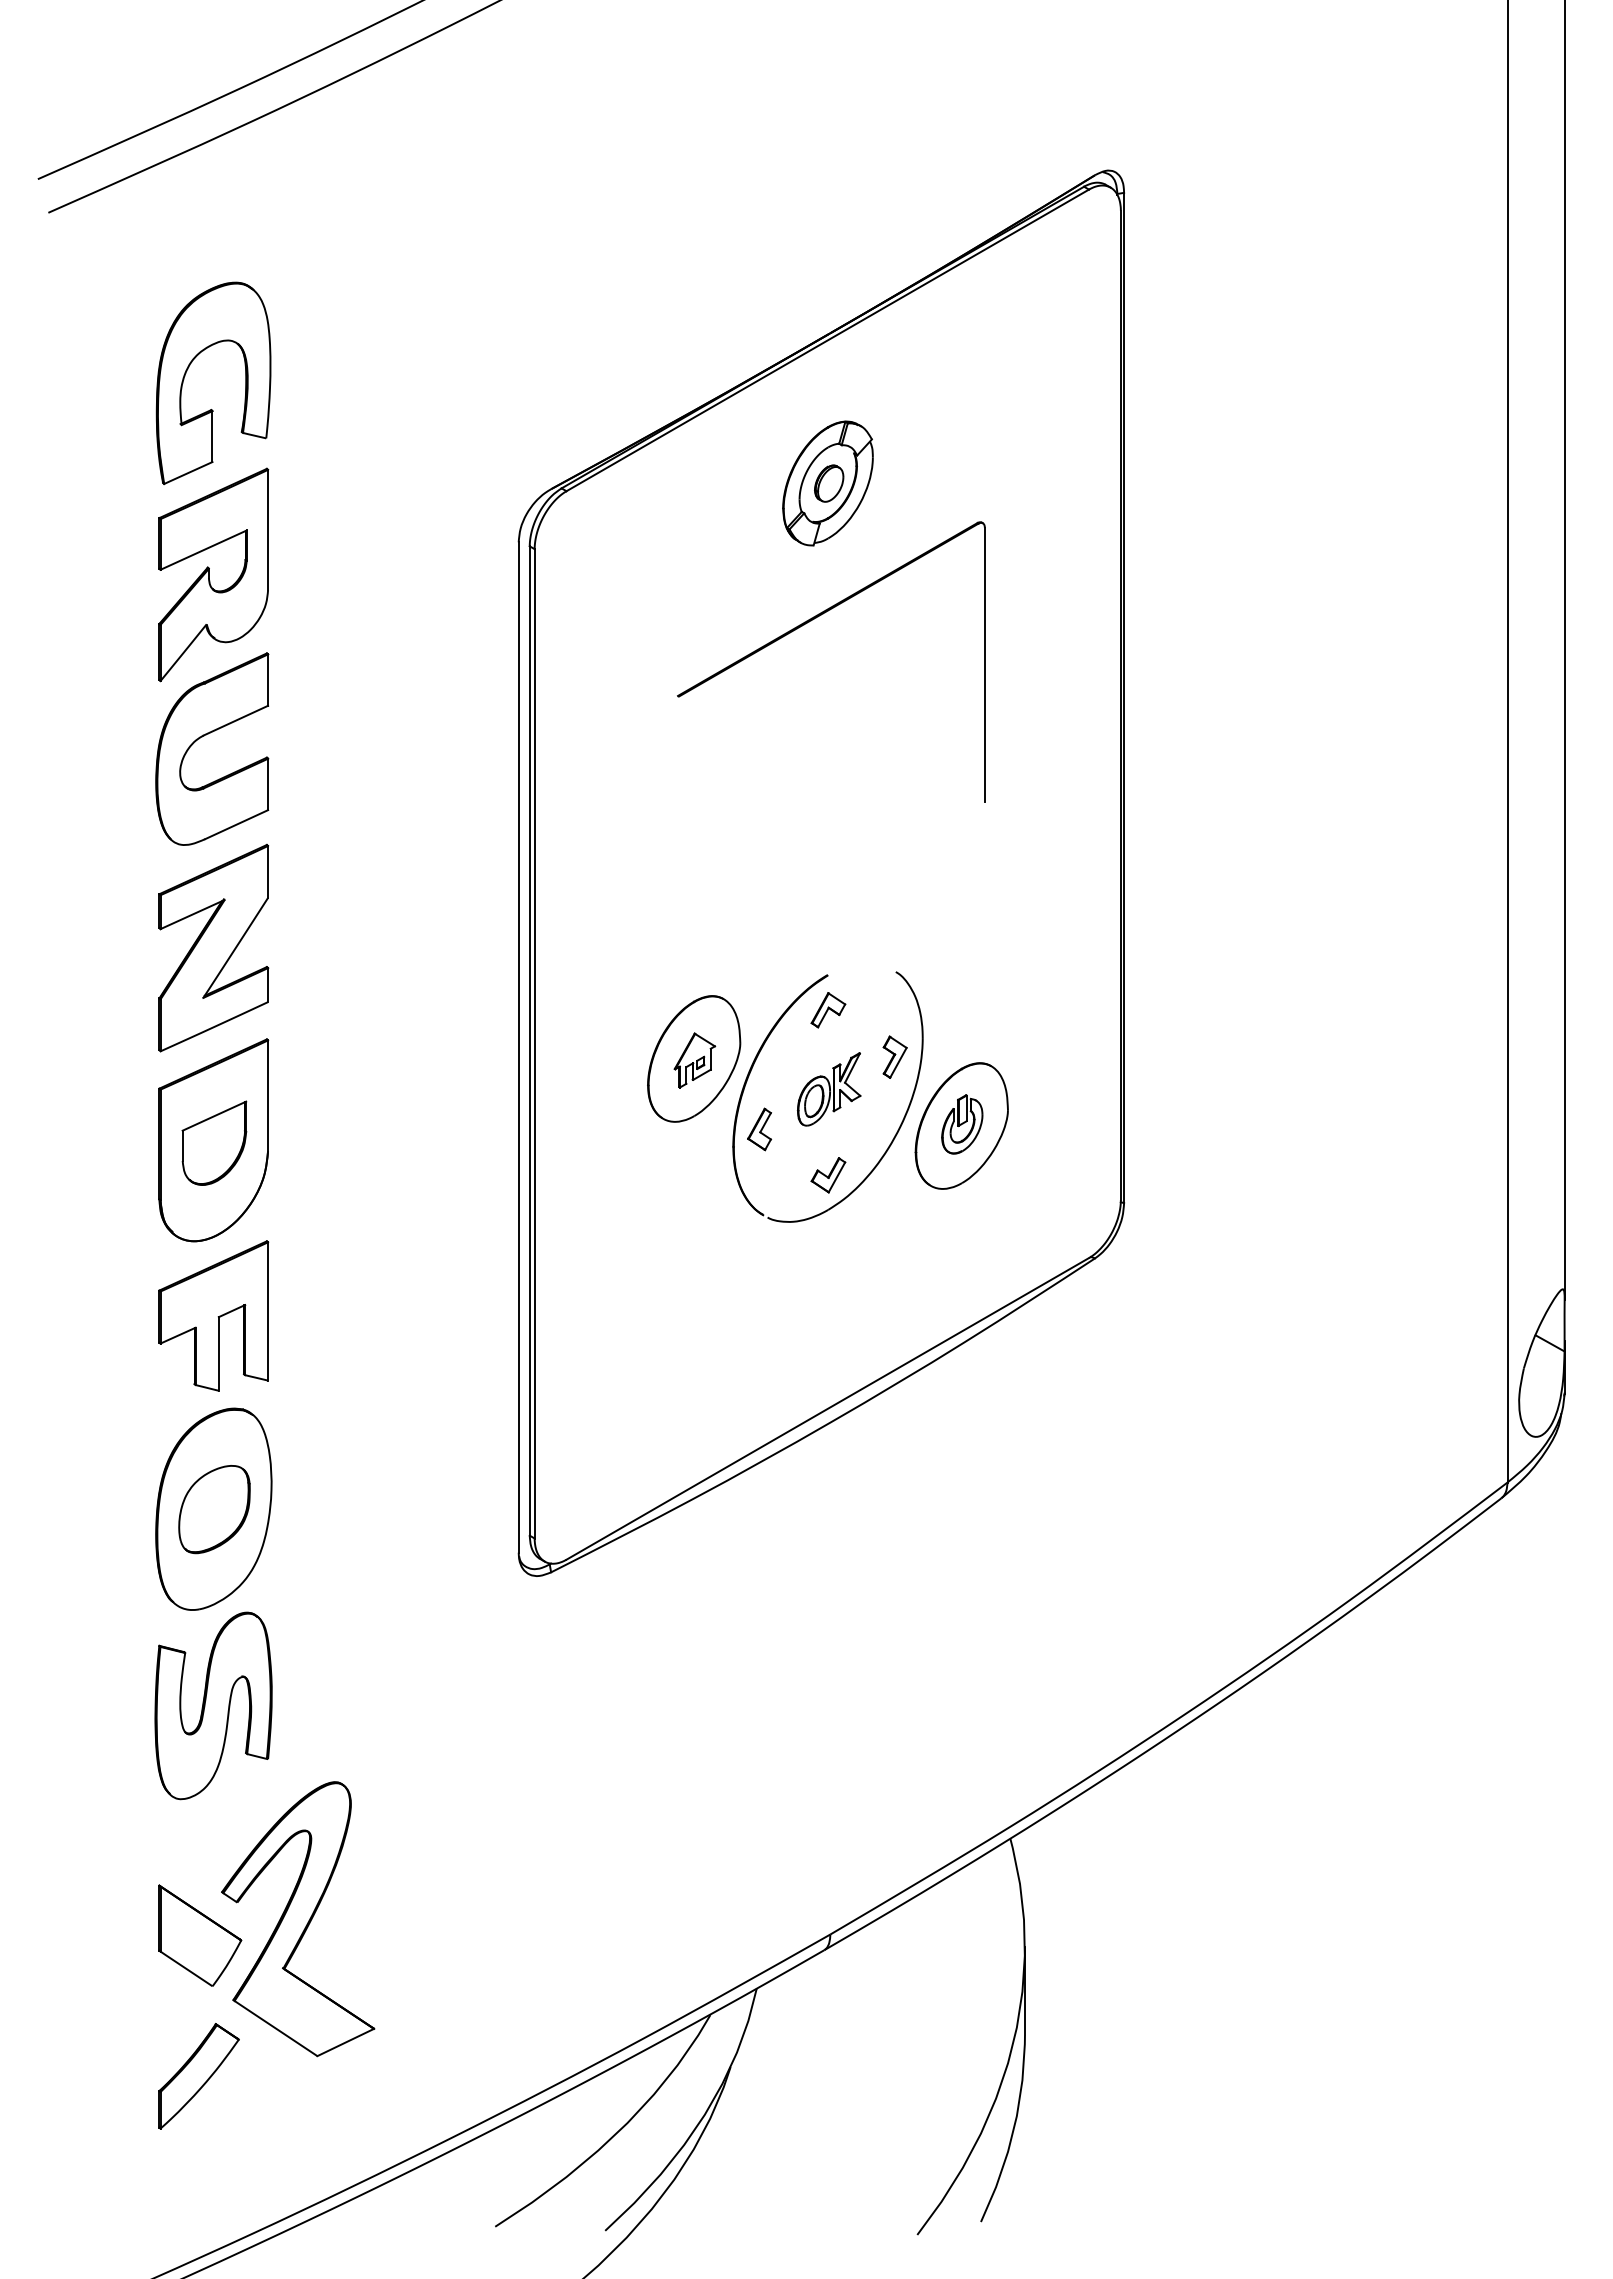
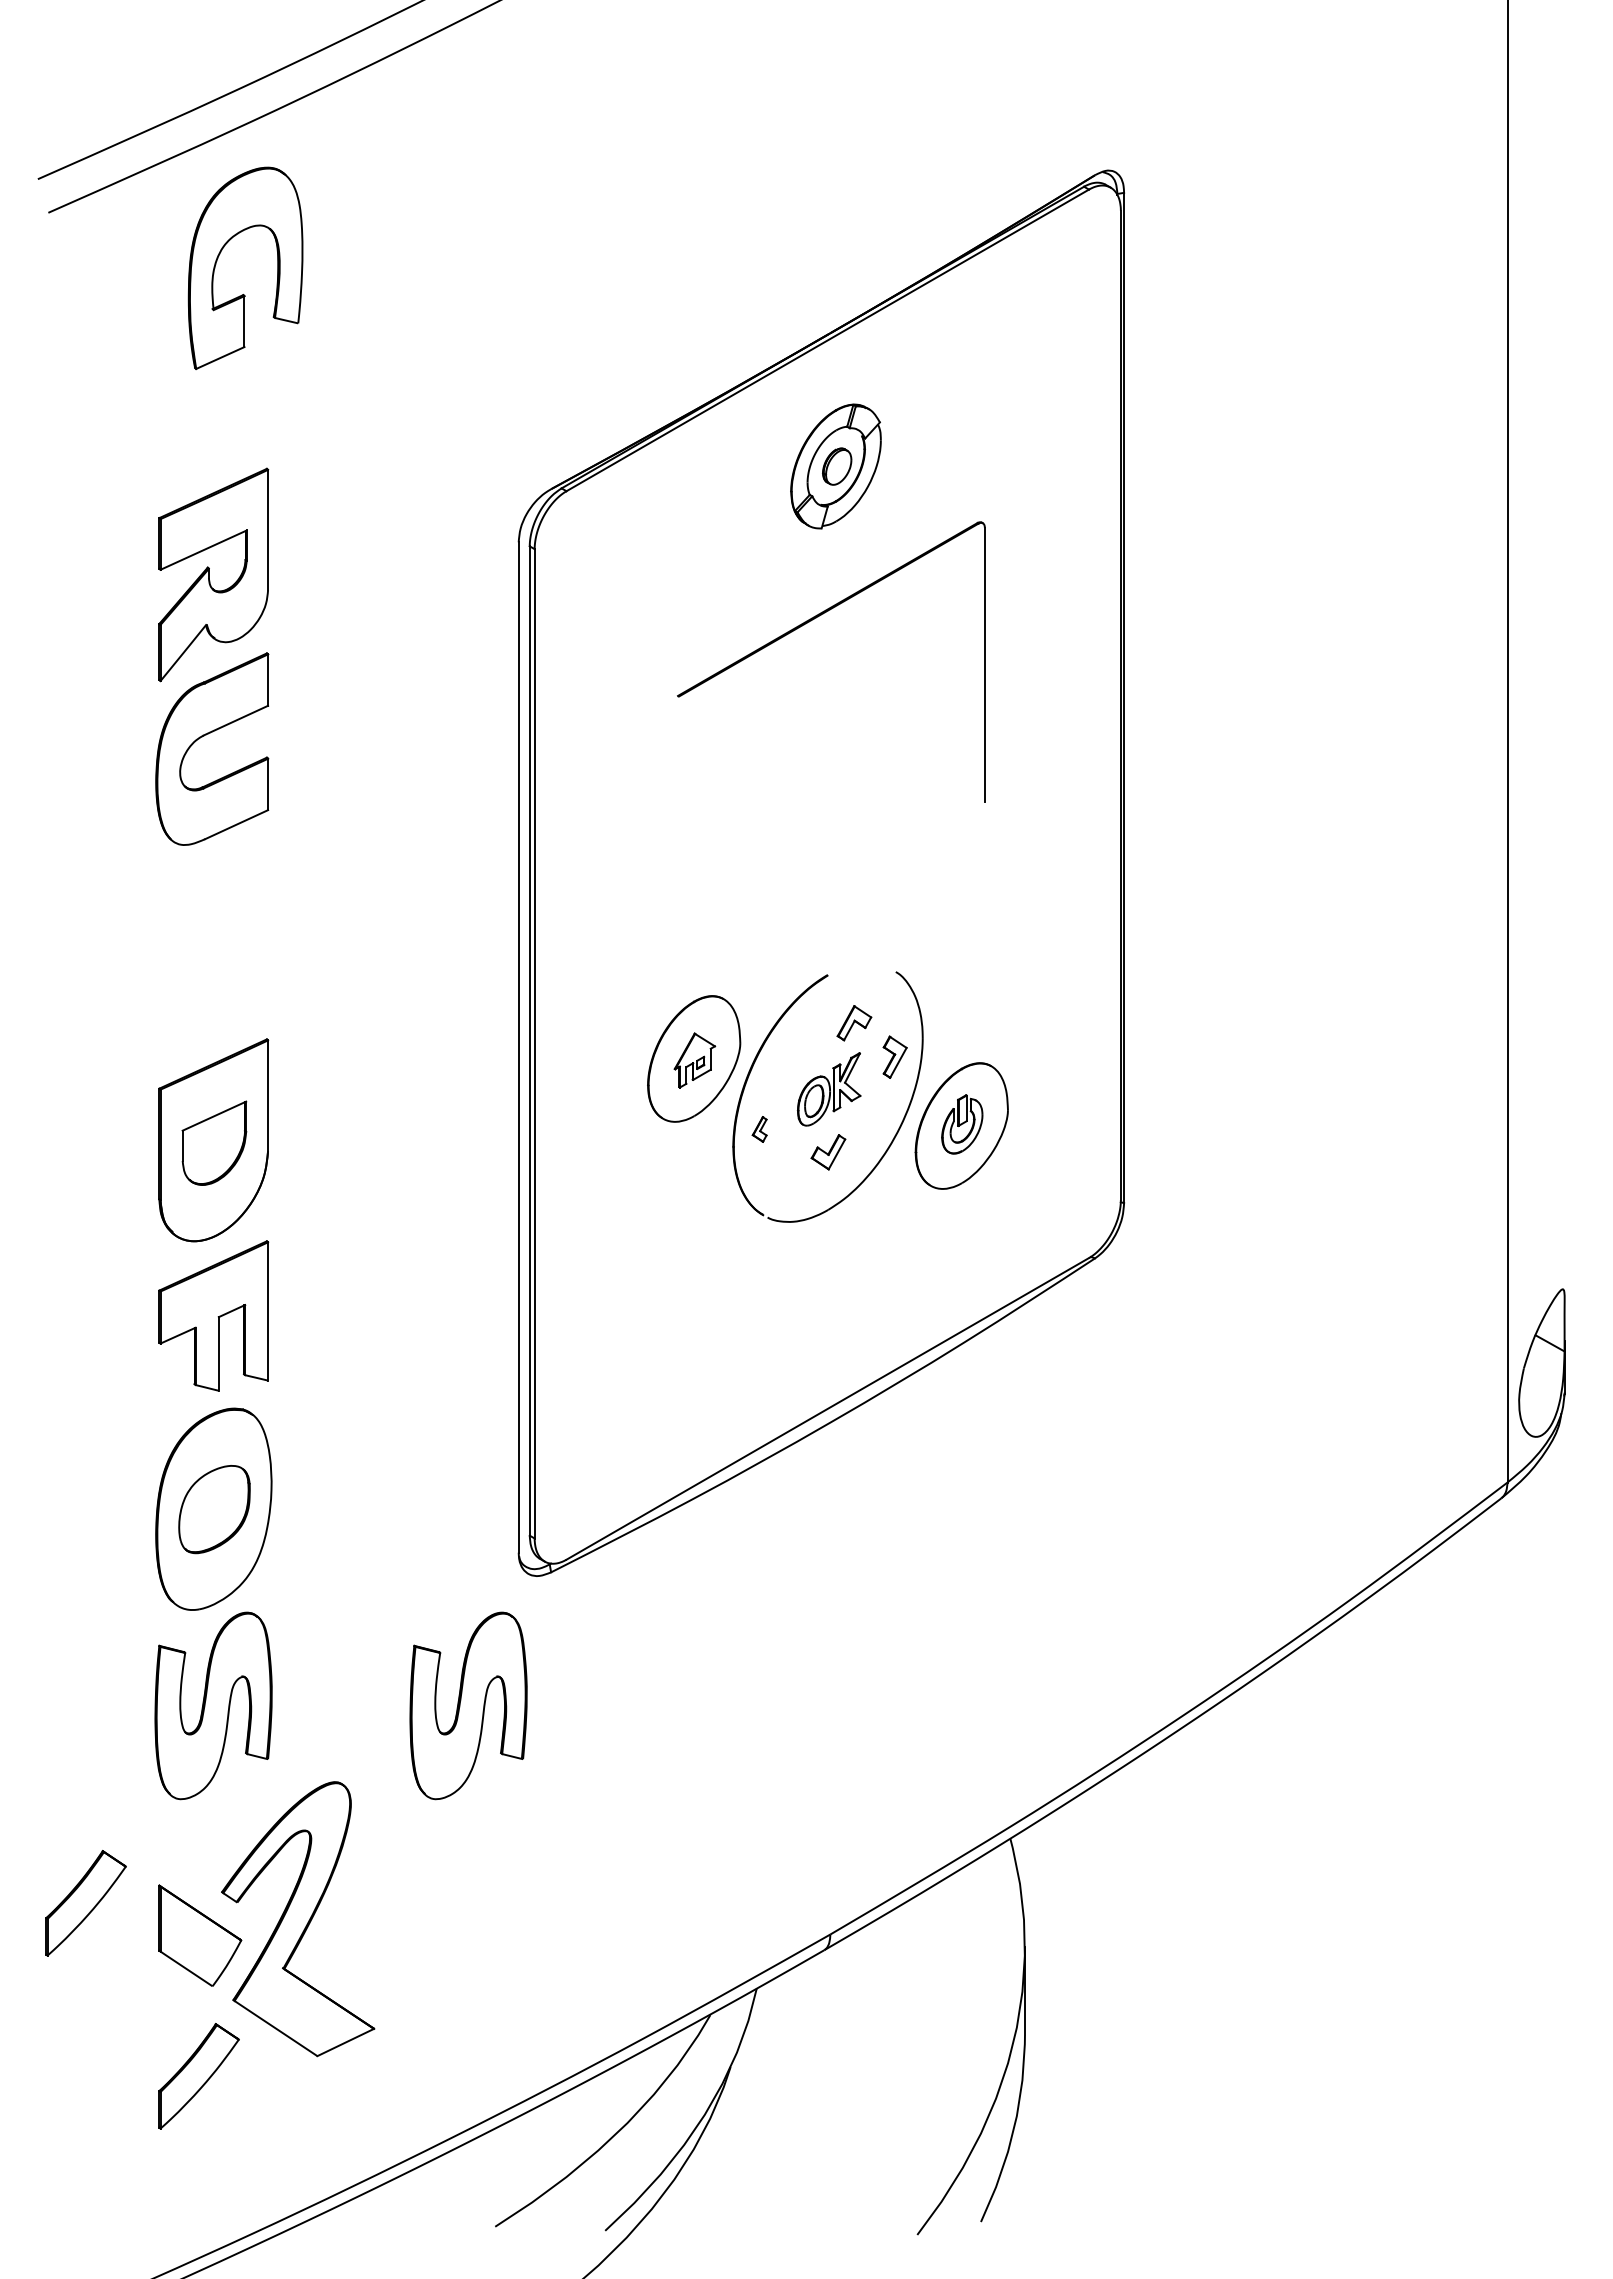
part position: (212, 409) -> (244, 294) (244, 294)
part position: (827, 483) -> (835, 466) (835, 466)
line: present -> none (1564, 650)
part: present -> none (213, 947)
part position: (828, 1010) -> (854, 1023) (854, 1023)
part size: 26x45 px -> 17x27 px (759, 1129)
part position: (828, 1175) -> (828, 1152) (828, 1152)
part: none -> present (468, 1705)
part: none -> present (85, 1903)
